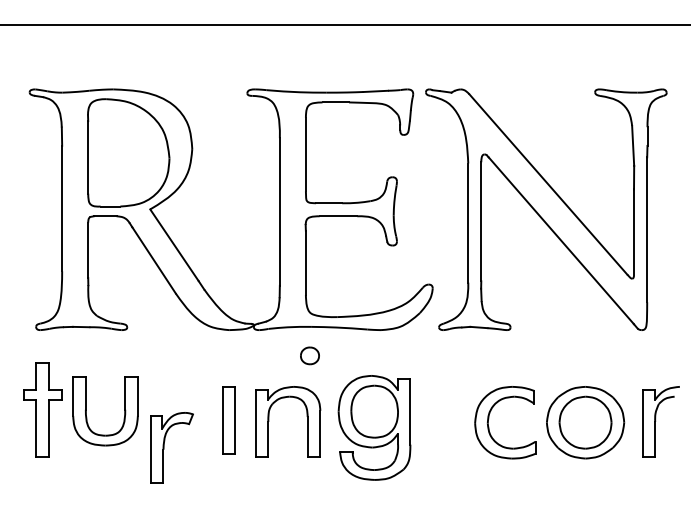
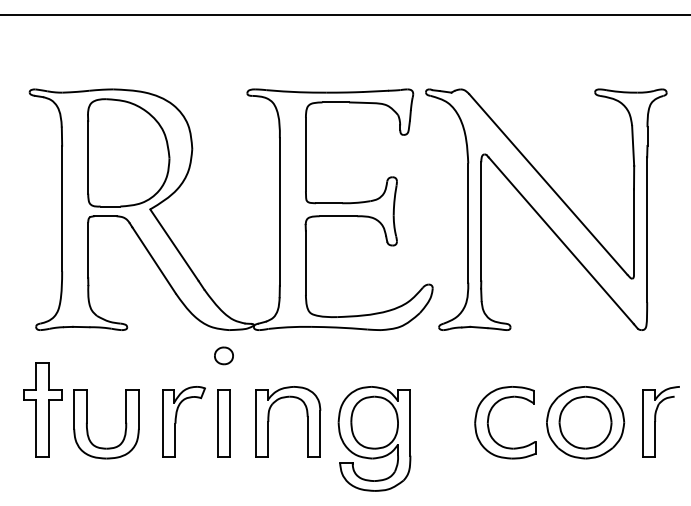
line position: (344, 25) -> (344, 15) (344, 15)
part position: (309, 355) -> (223, 355) (223, 355)
part position: (87, 417) -> (88, 430) (88, 430)
part position: (228, 420) -> (223, 423) (223, 423)
part position: (374, 427) -> (374, 438) (374, 438)
part position: (164, 447) -> (176, 421) (176, 421)
